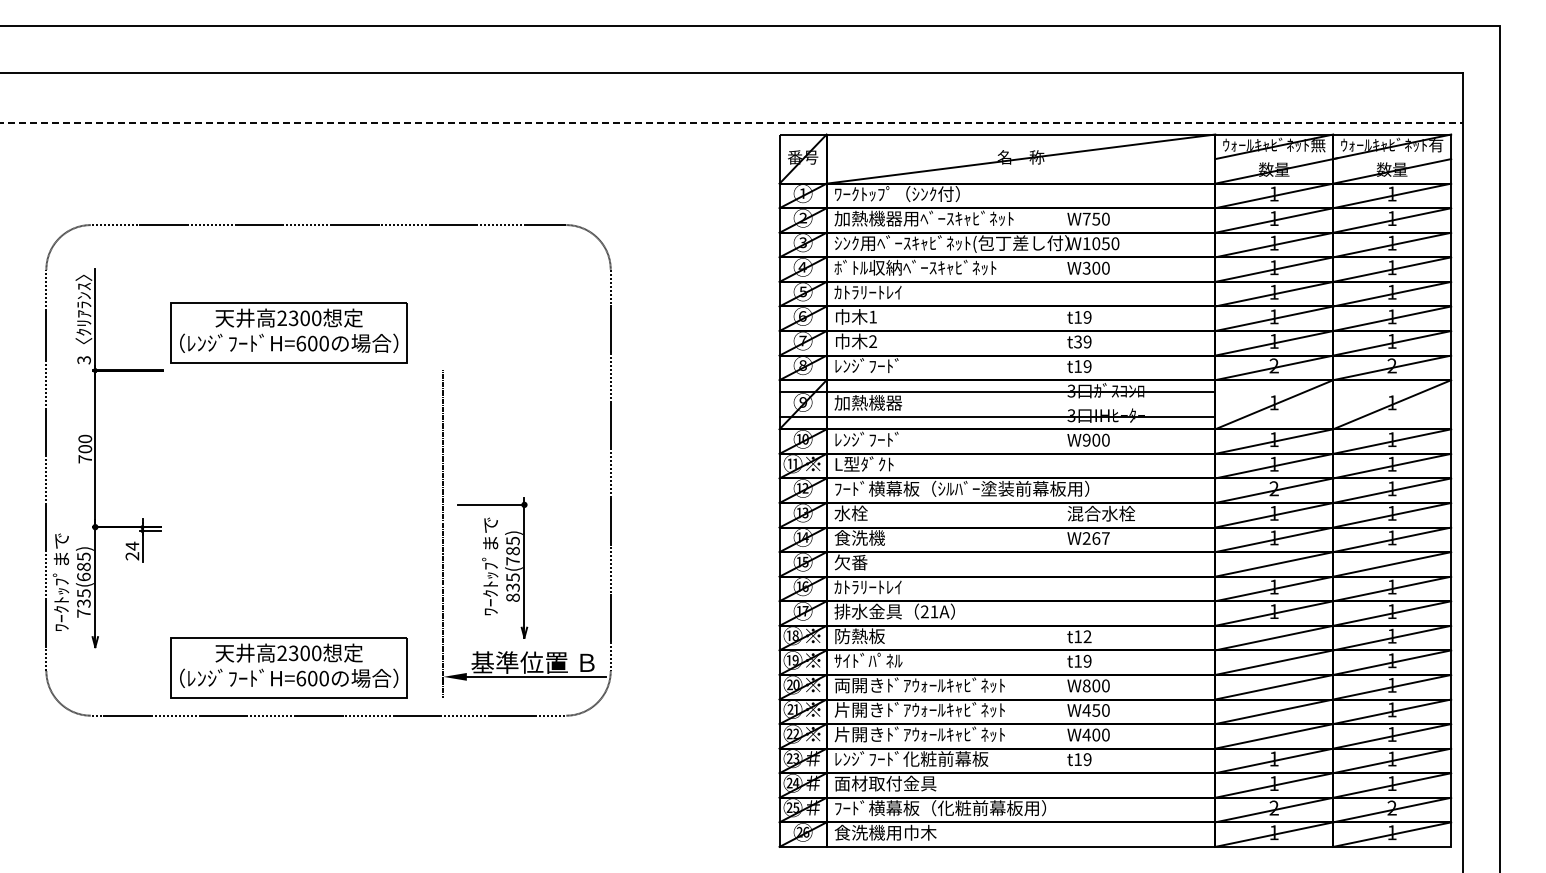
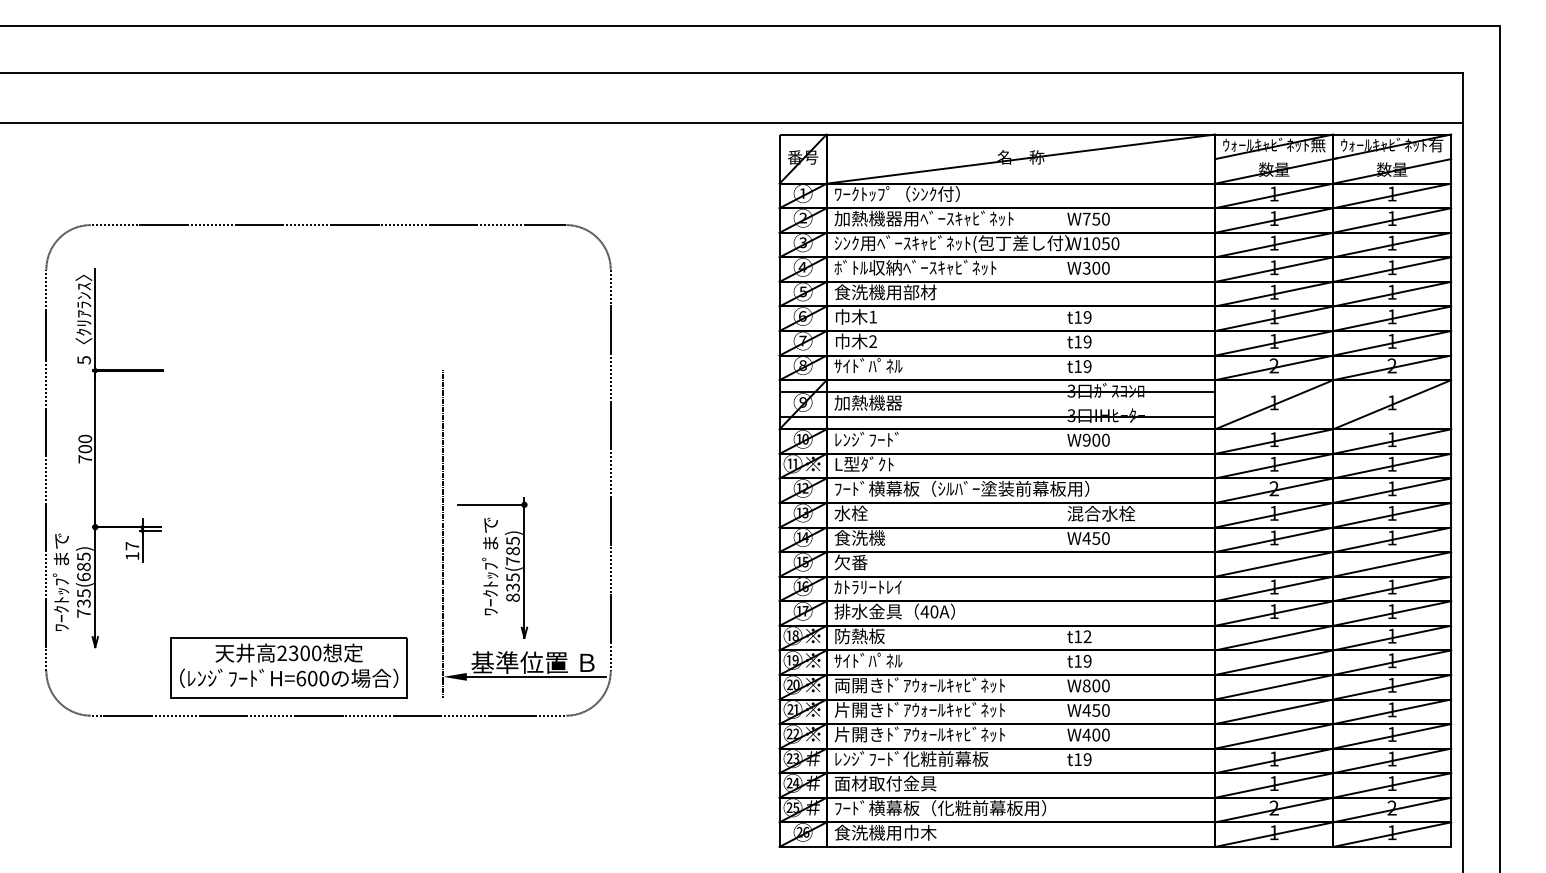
line: dashed -> solid (732, 123)
text: ｶﾄﾗﾘｰﾄﾚｲ -> 食洗機用部材 (885, 292)
part: present -> none (288, 332)
text: t39 -> t19 (1077, 341)
text: 3 -> 5 (83, 359)
text: ﾚﾝｼﾞﾌｰﾄﾞ -> ｻｲﾄﾞﾊﾟﾈﾙ (868, 365)
text: W267 -> W450 (1095, 538)
text: 24 -> 17 (132, 550)
text: 21A -> 40A (929, 611)
